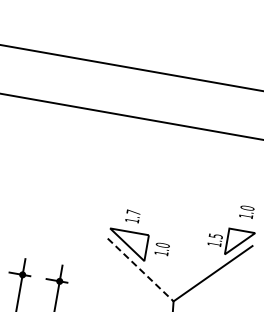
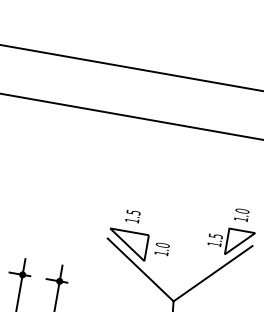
text position: (246, 211) -> (241, 214) (241, 214)
text: 1.7 -> 1.5 (133, 212)
line: dashed -> solid (140, 269)
